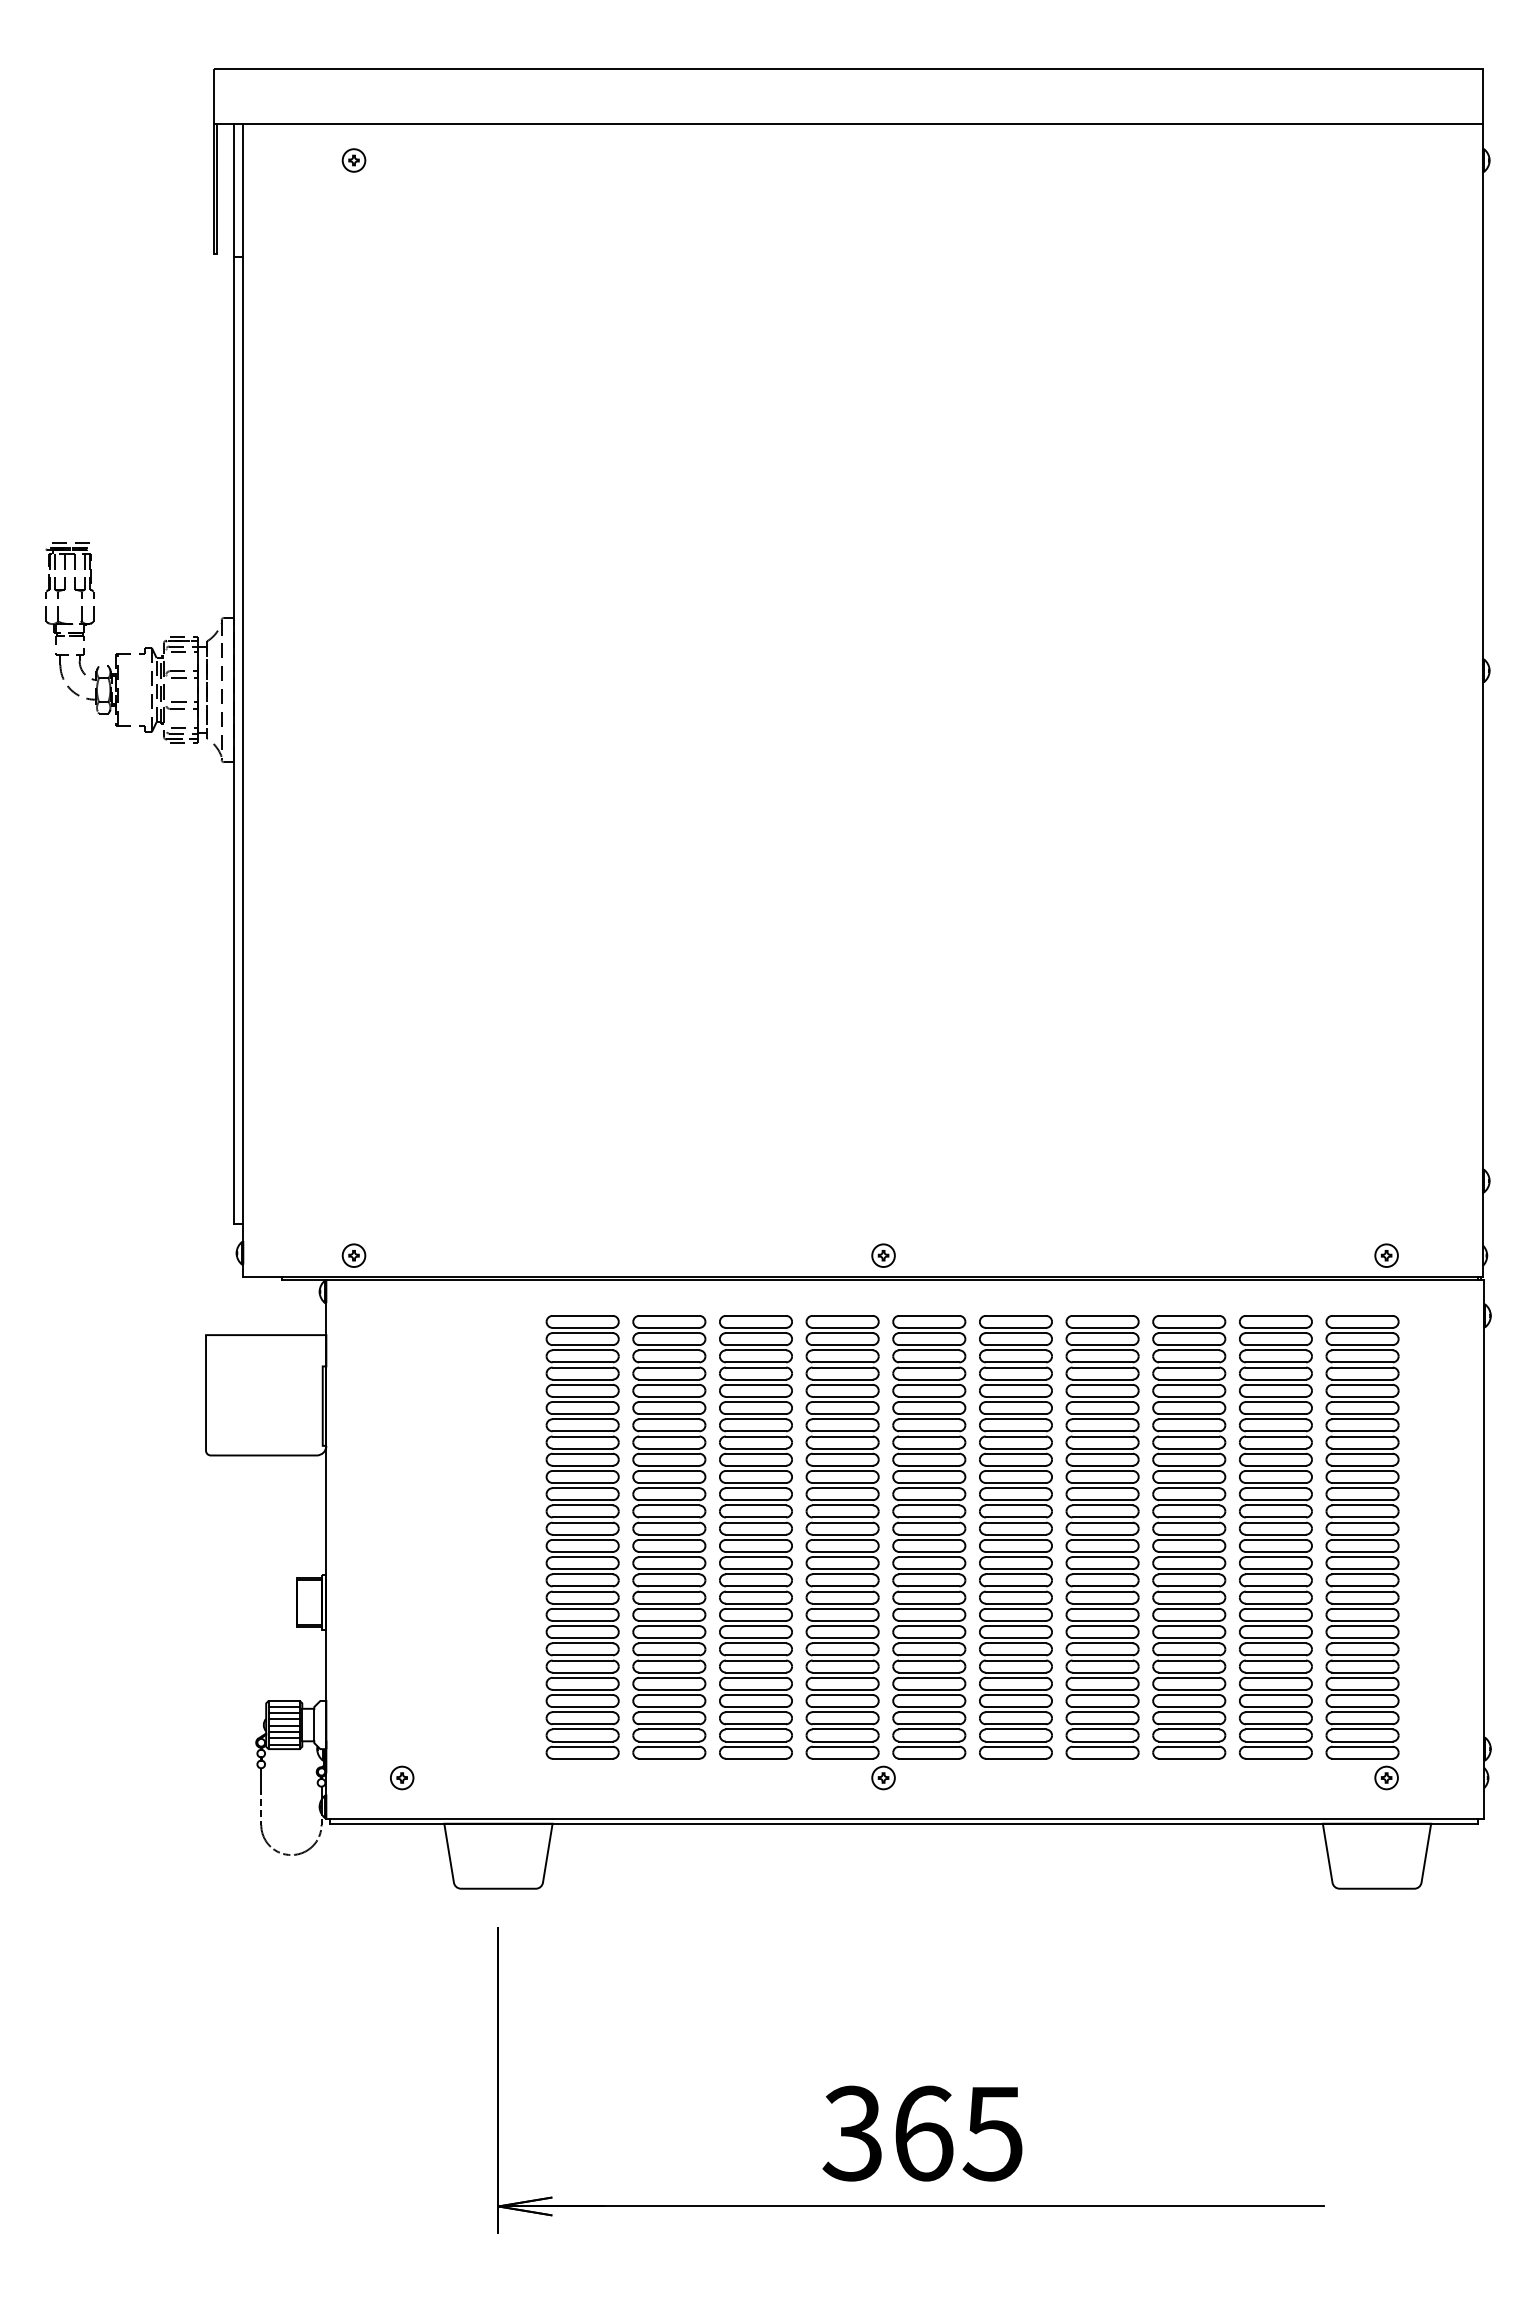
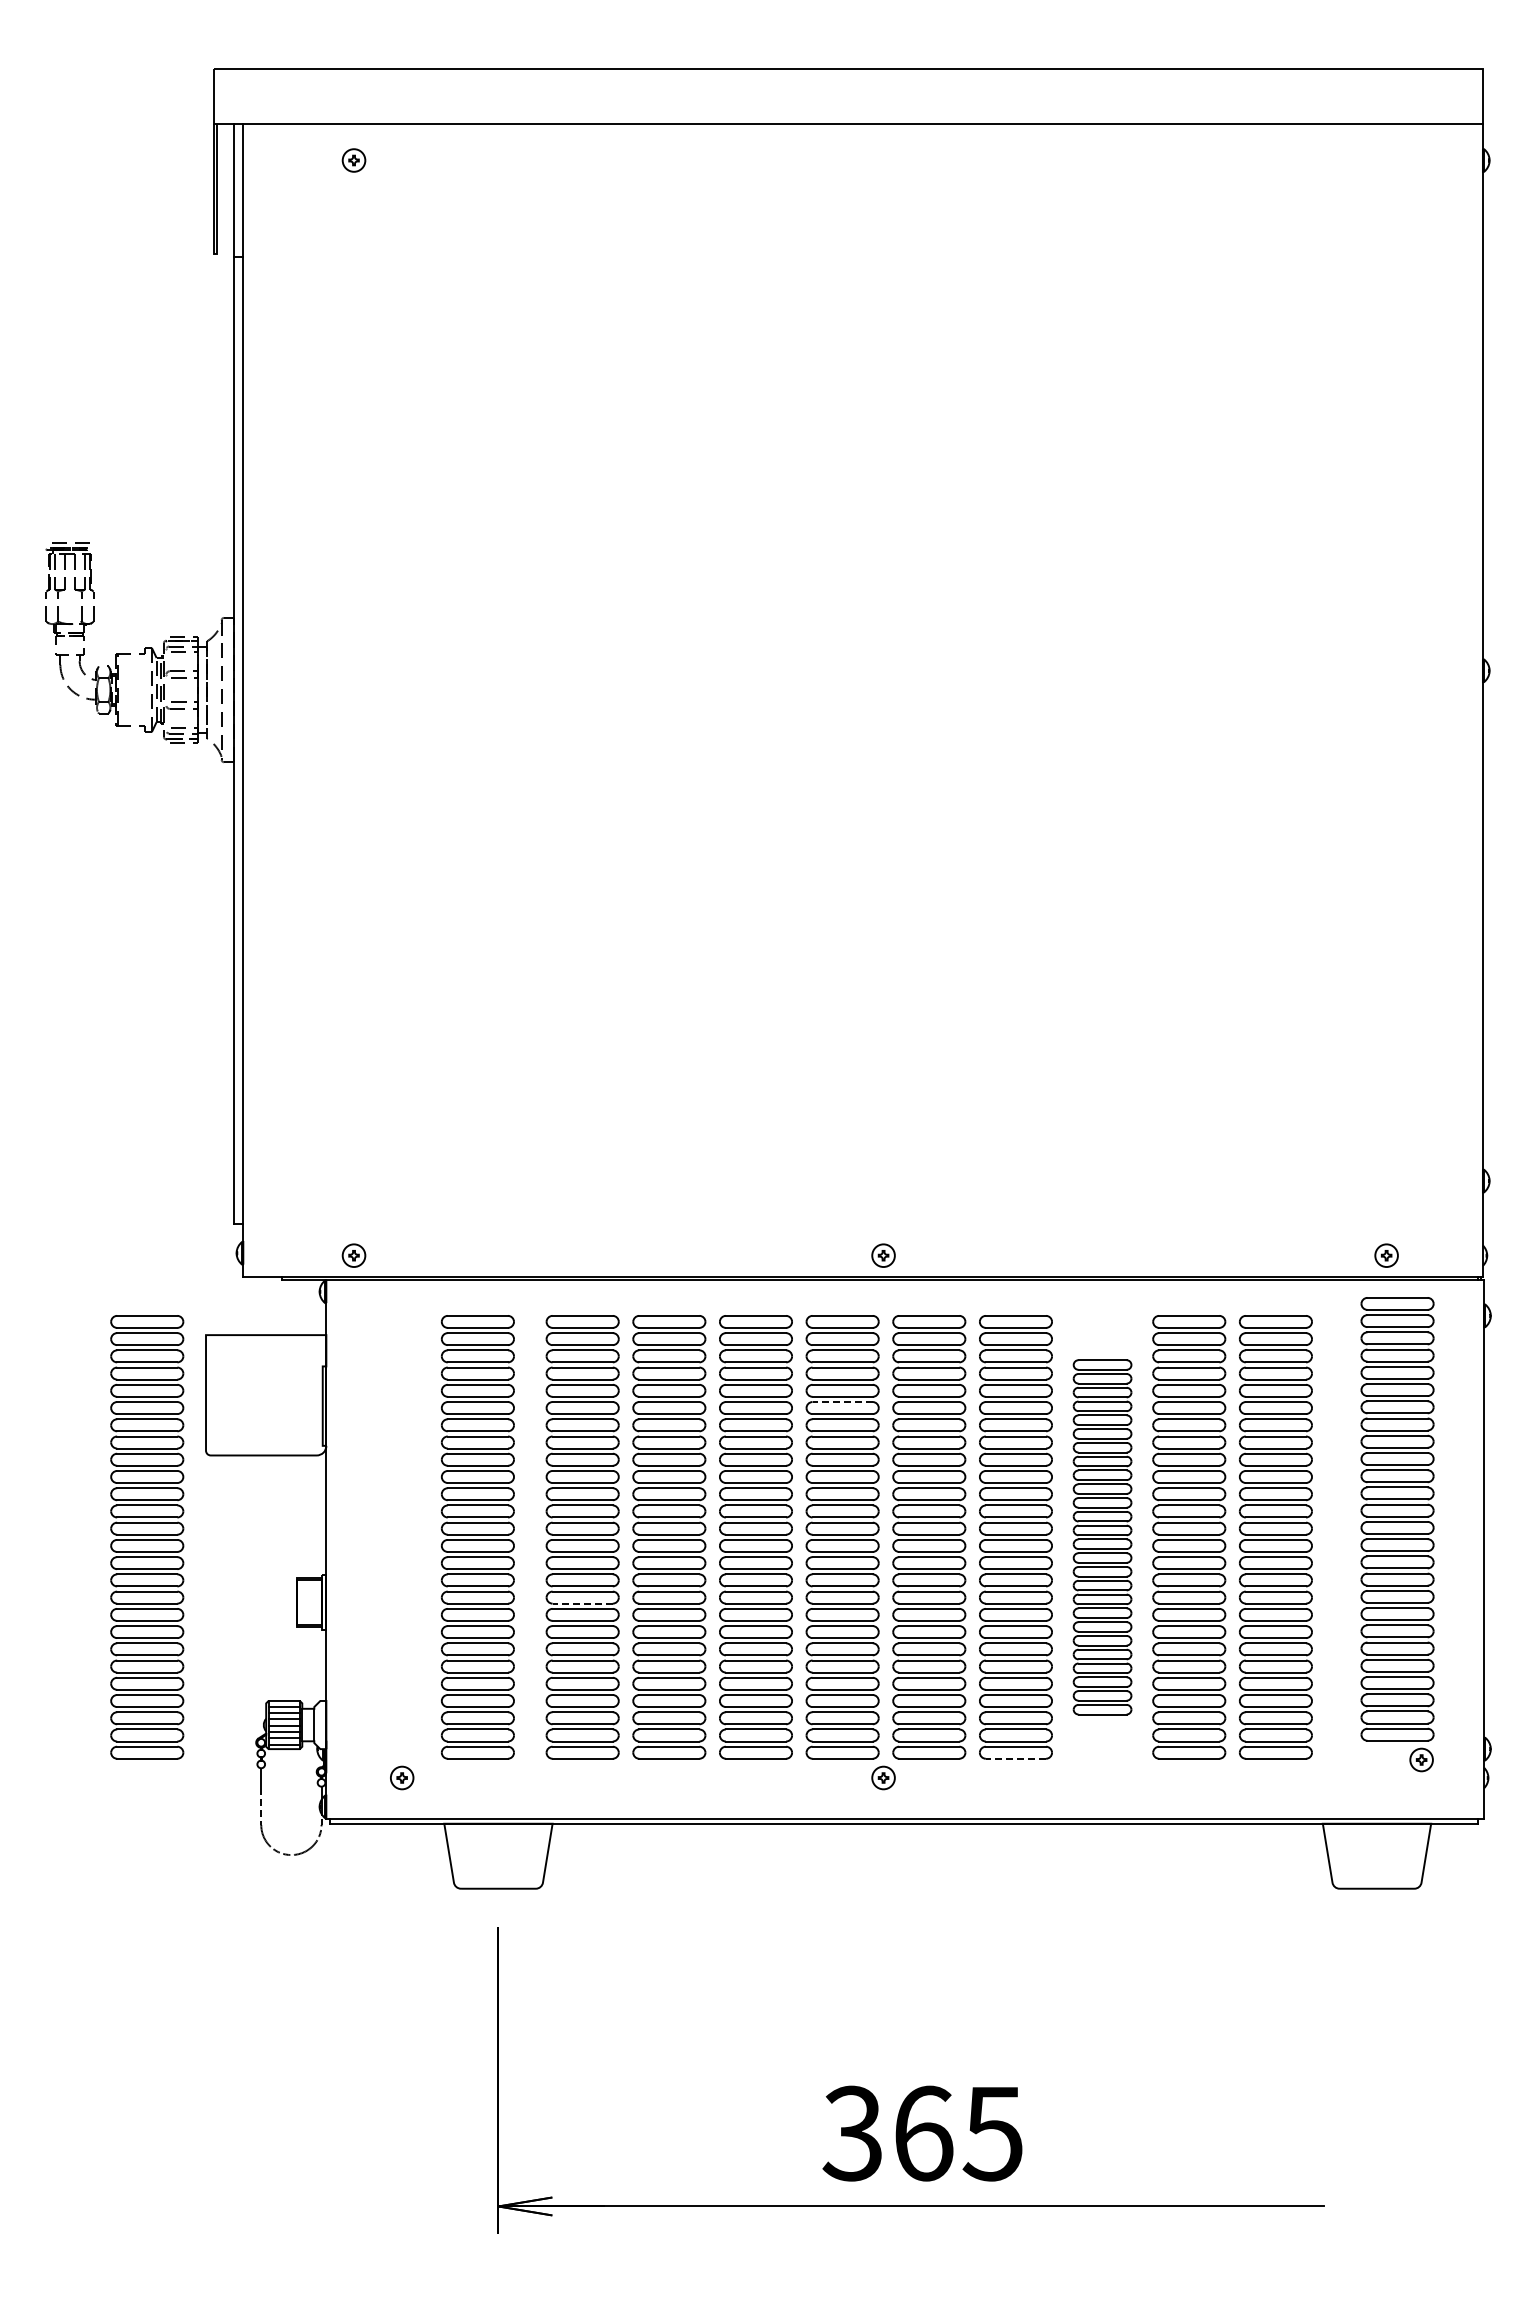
line: solid -> dashed (842, 1402)
part: none -> present (147, 1537)
part: none -> present (477, 1537)
part size: 75x445 px -> 61x357 px (1102, 1537)
part position: (1362, 1552) -> (1397, 1534) (1397, 1534)
line: solid -> dashed (582, 1603)
line: solid -> dashed (1015, 1758)
